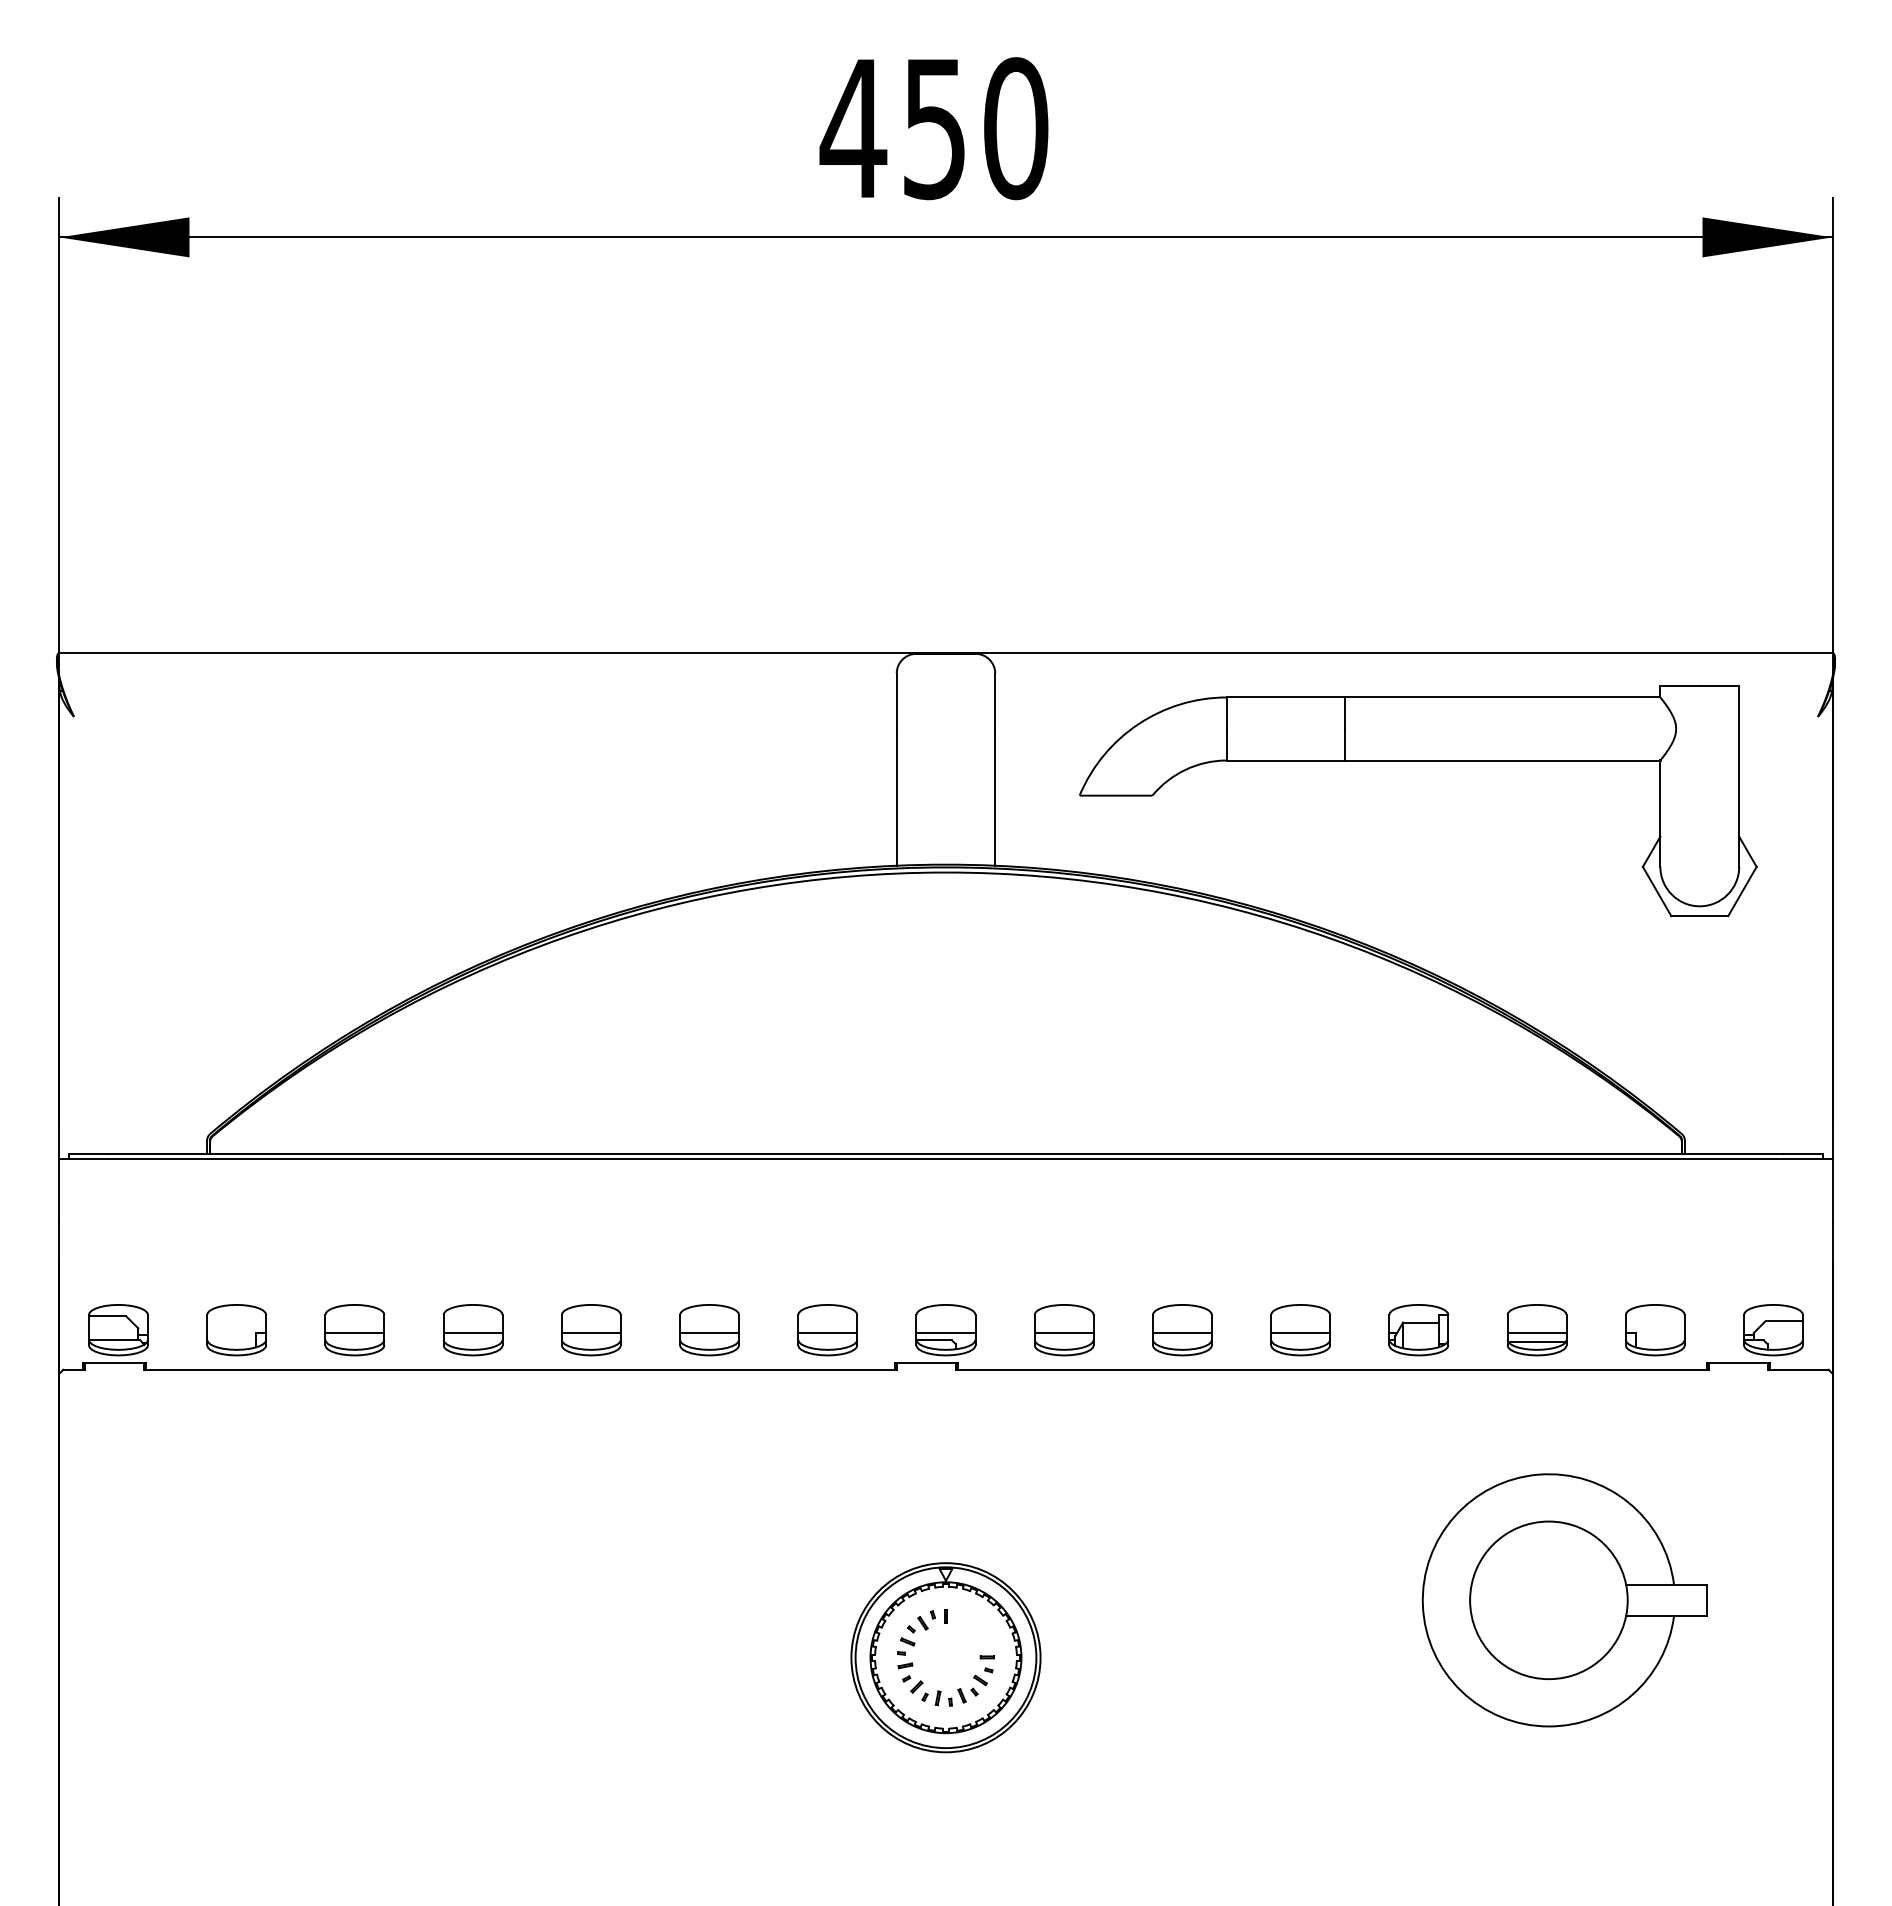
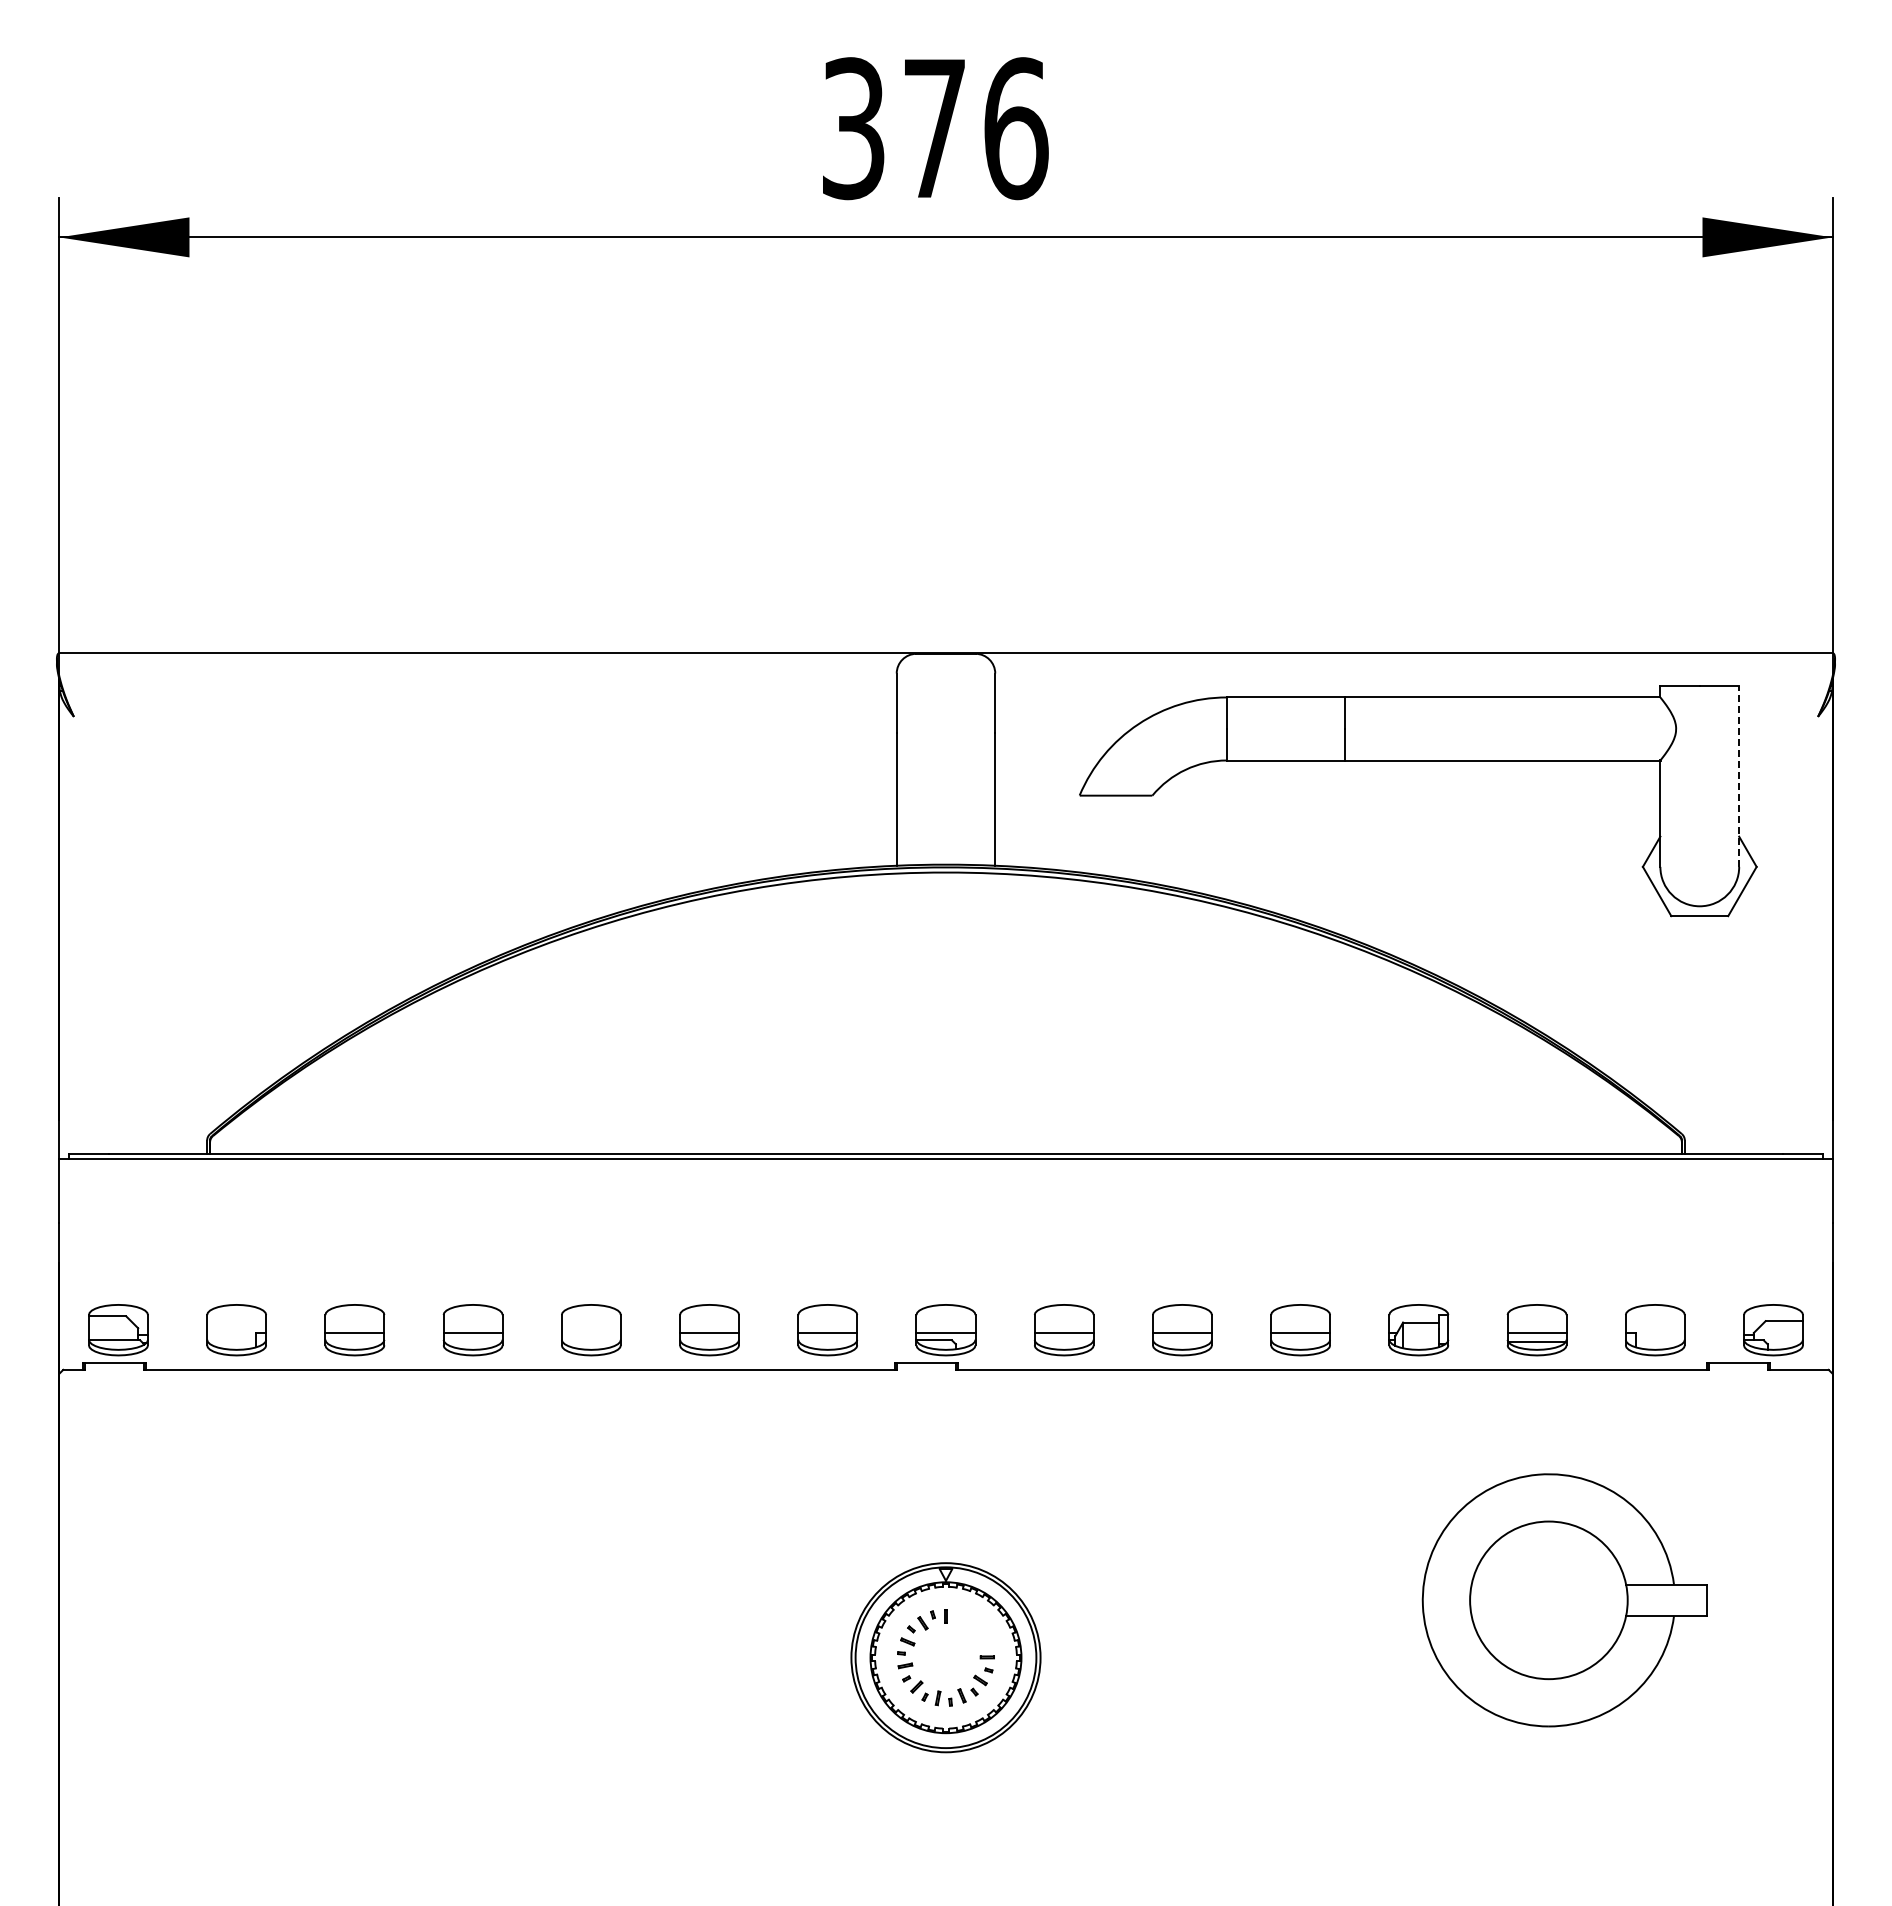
text: 450 -> 376 (933, 128)
line: solid -> dashed (1739, 776)
line: present -> none (590, 1333)
